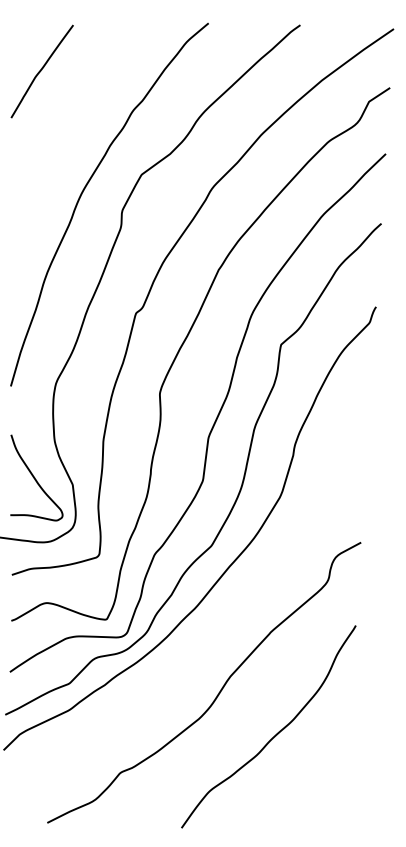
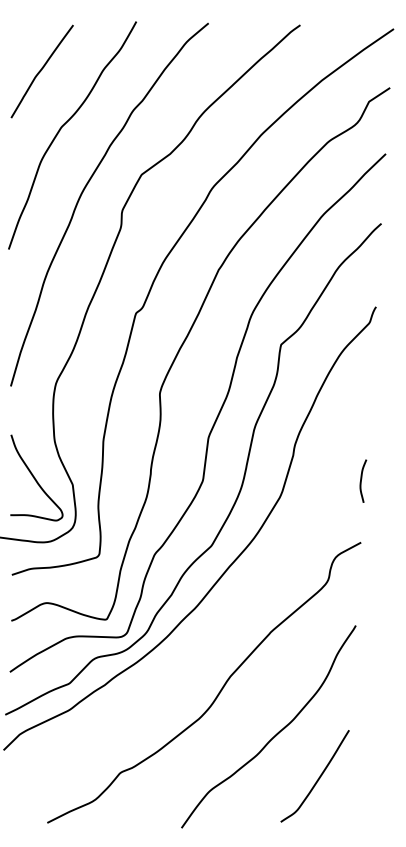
curve: none -> present (61, 129)
curve: none -> present (361, 480)
curve: none -> present (318, 777)
